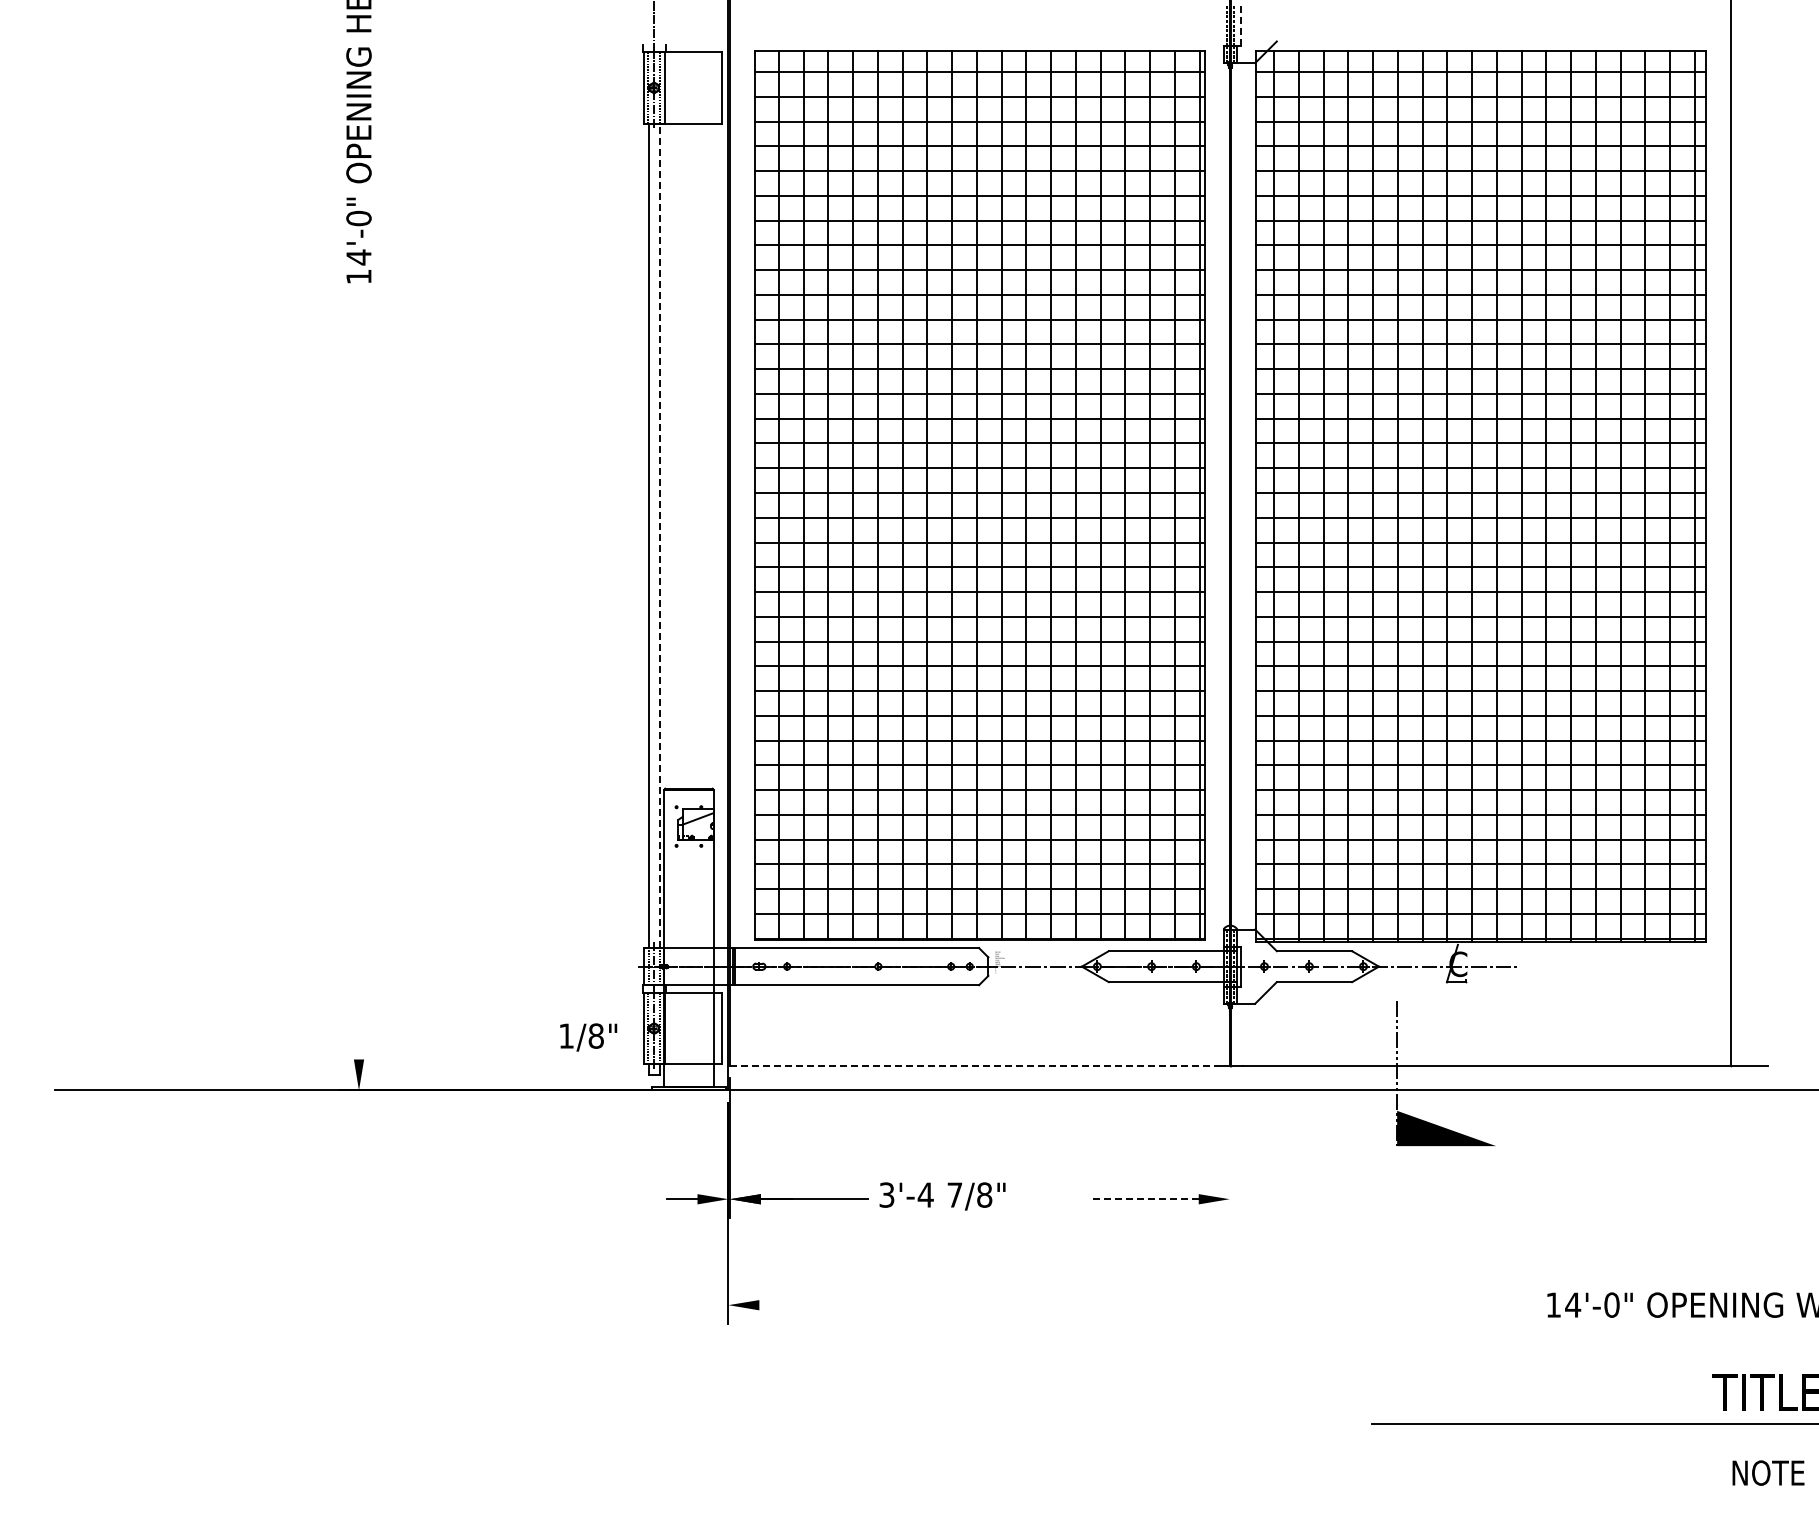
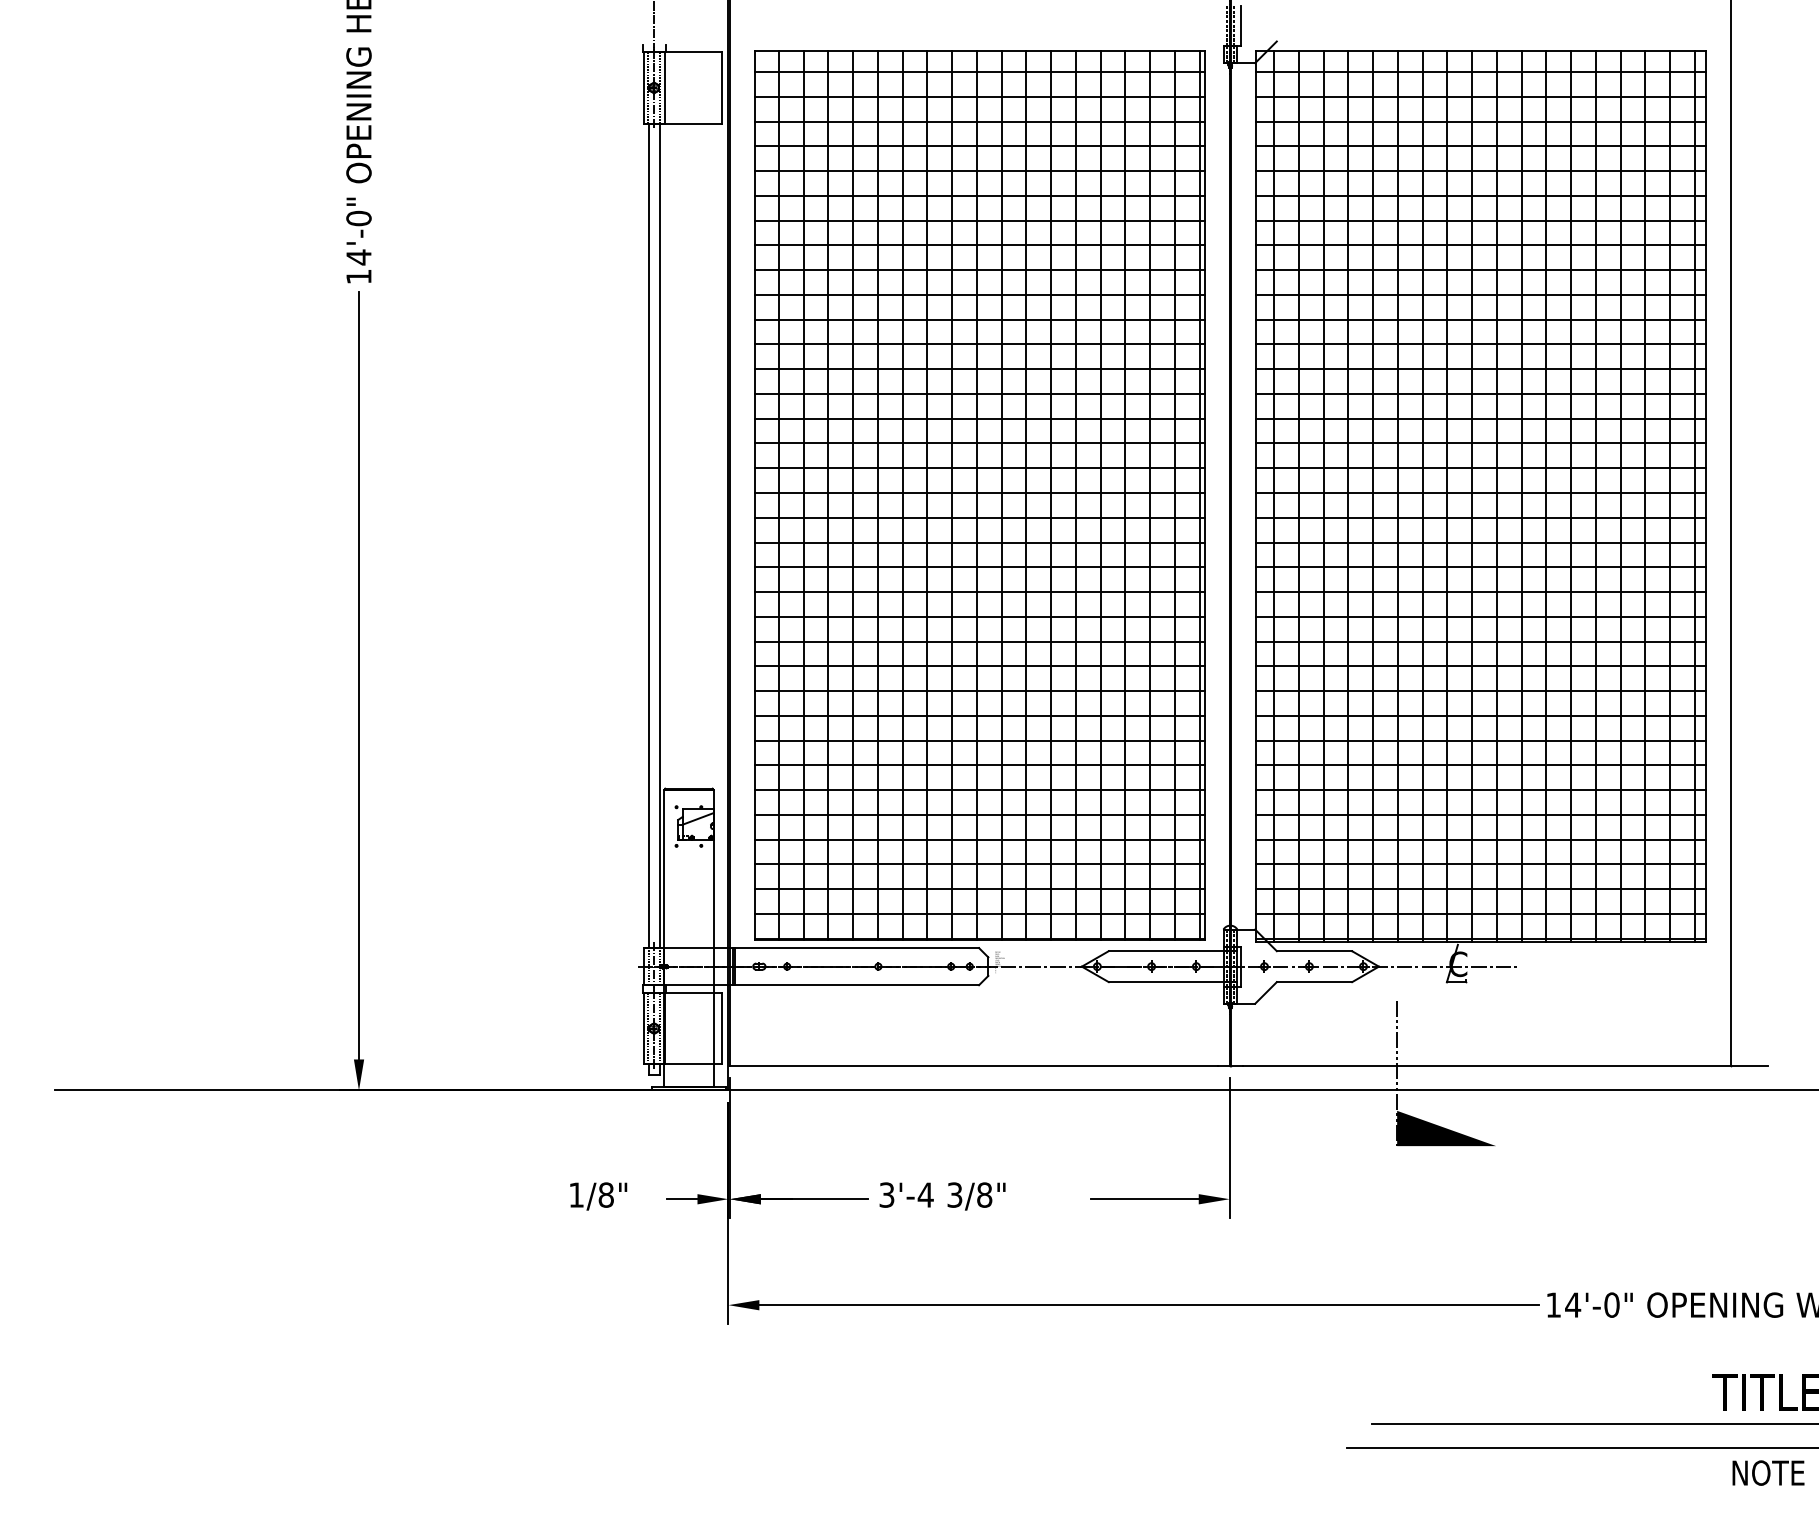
line: dashed -> solid (1241, 25)
line: dashed -> solid (659, 535)
line: none -> present (358, 675)
text position: (588, 1037) -> (598, 1196) (598, 1196)
line: dashed -> solid (974, 1065)
line: none -> present (1229, 1147)
text: 7/8" -> 3/8" (954, 1194)
line: dashed -> solid (1144, 1199)
line: none -> present (1148, 1305)
line: none -> present (1581, 1448)
